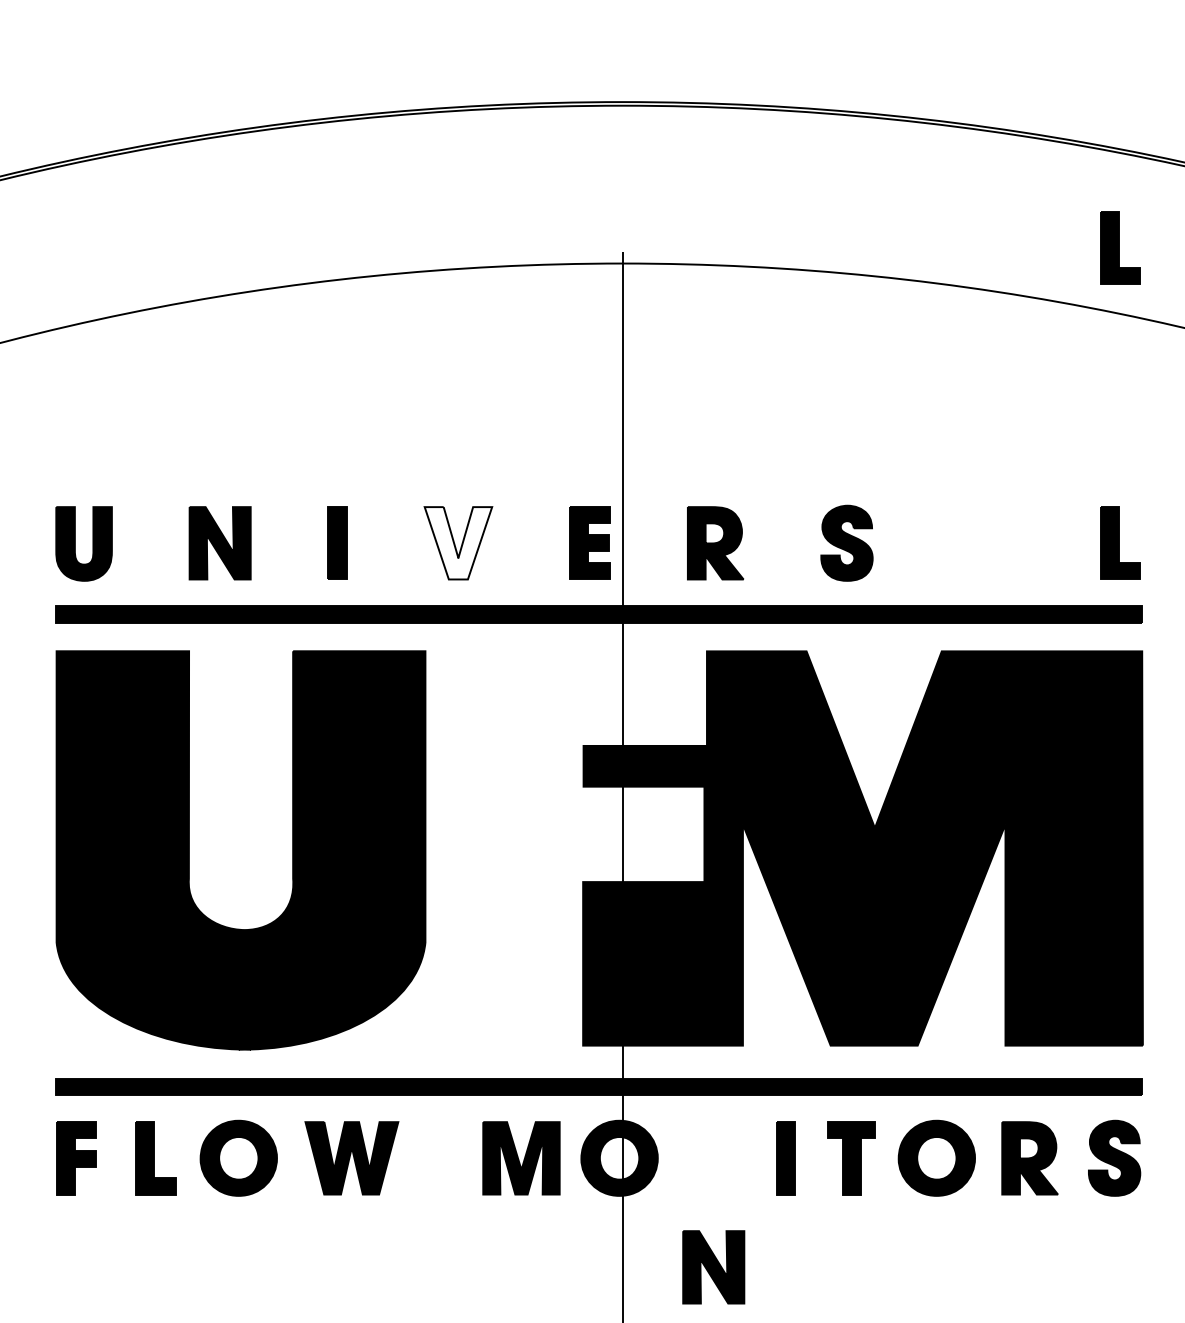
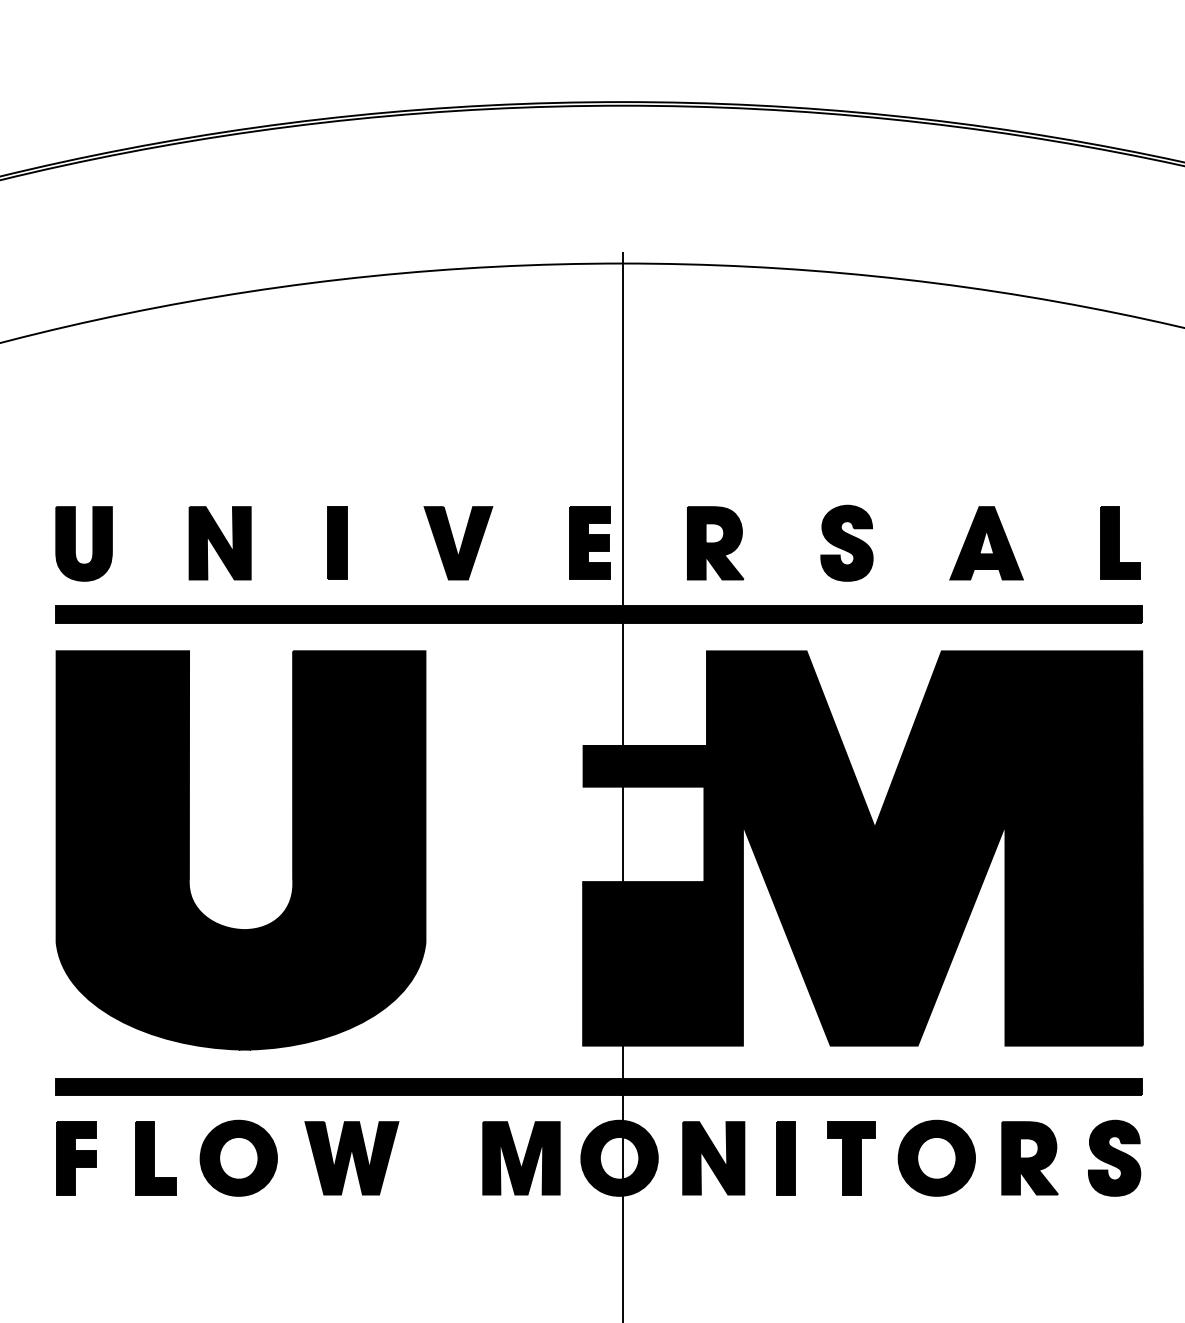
part: present -> none (1120, 247)
fill: none -> present (458, 543)
part: none -> present (986, 543)
part position: (713, 1267) -> (713, 1158) (713, 1158)
